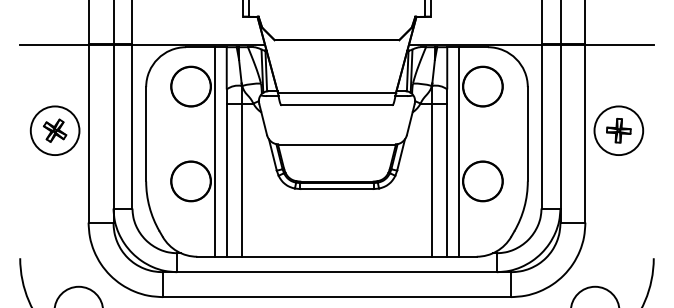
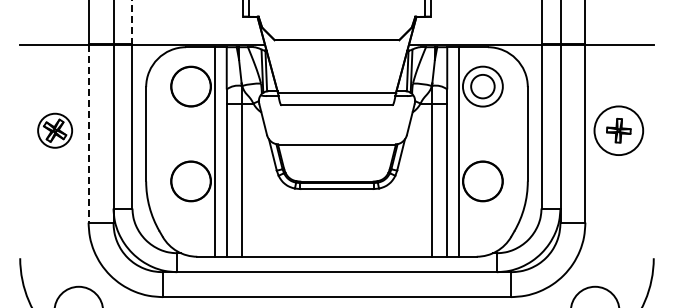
line: solid -> dashed (132, 22)
circle diameter: 39 px -> 24 px (482, 86)
circle diameter: 49 px -> 34 px (55, 130)
line: solid -> dashed (88, 133)
